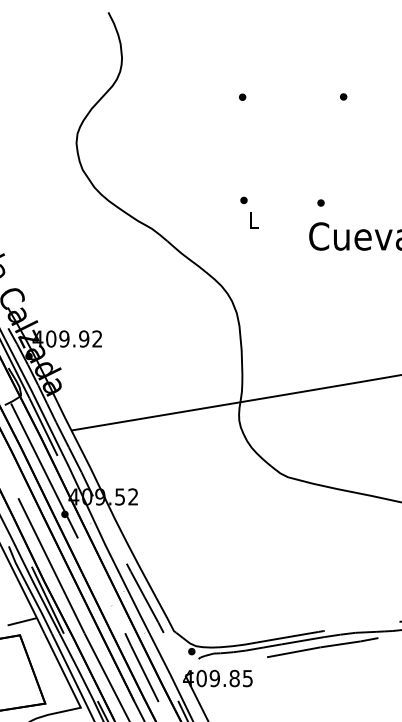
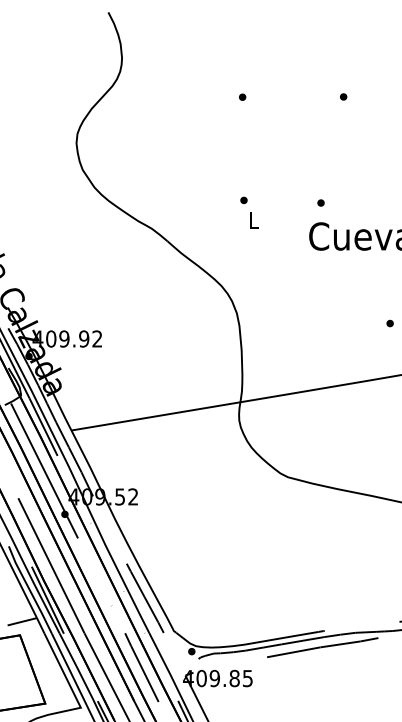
part: none -> present (389, 323)
